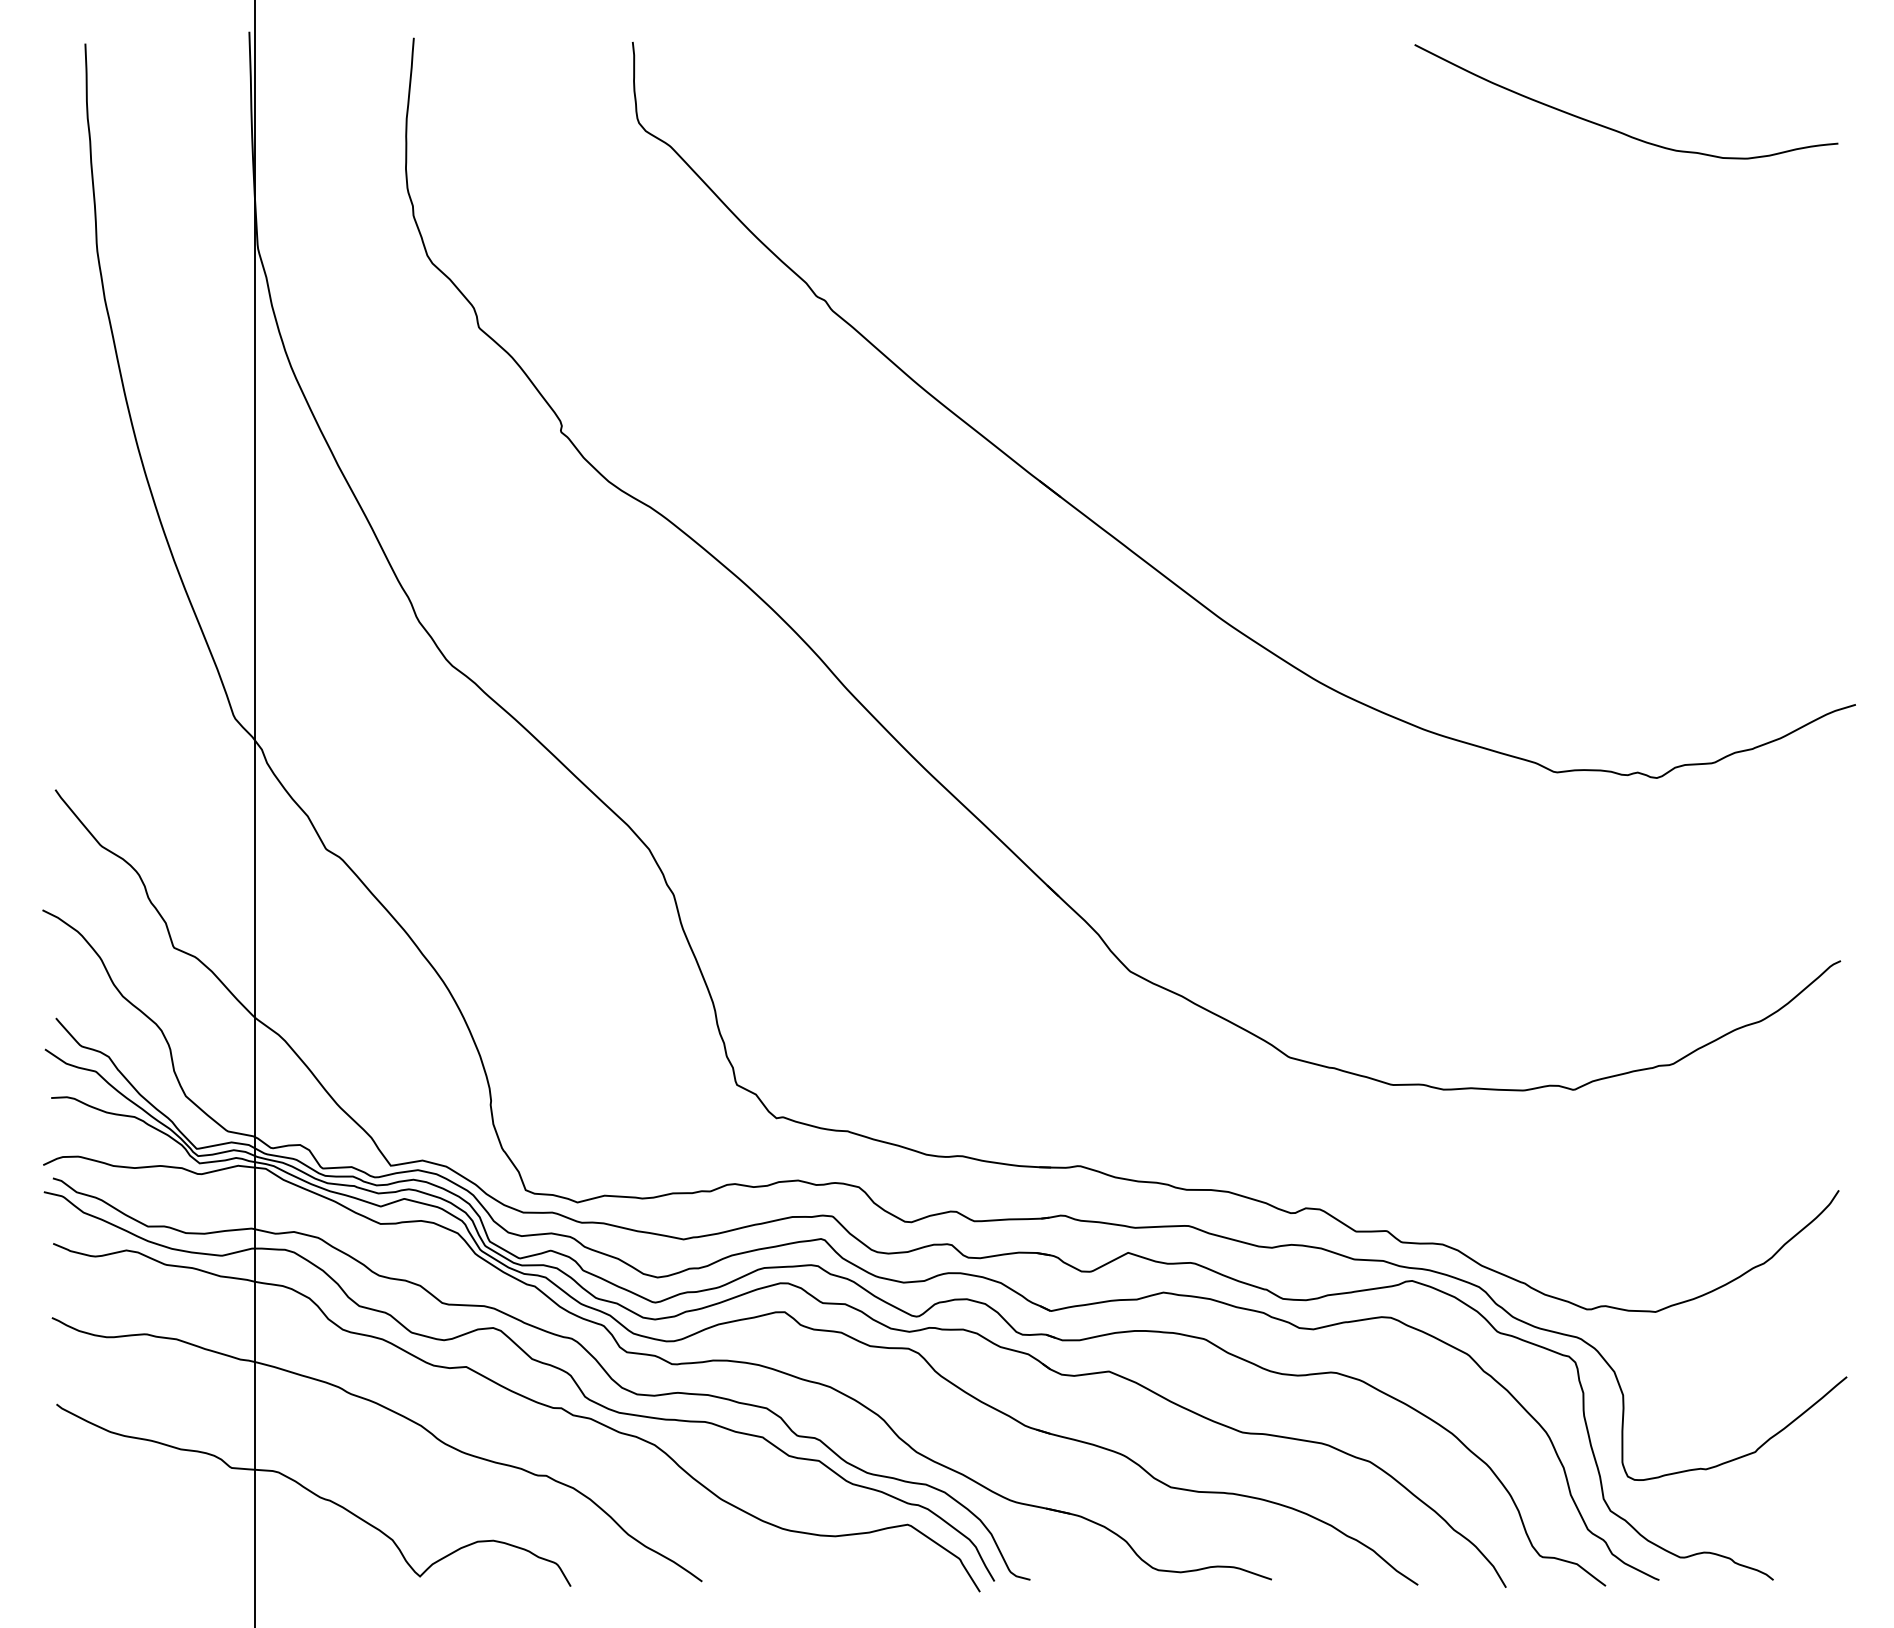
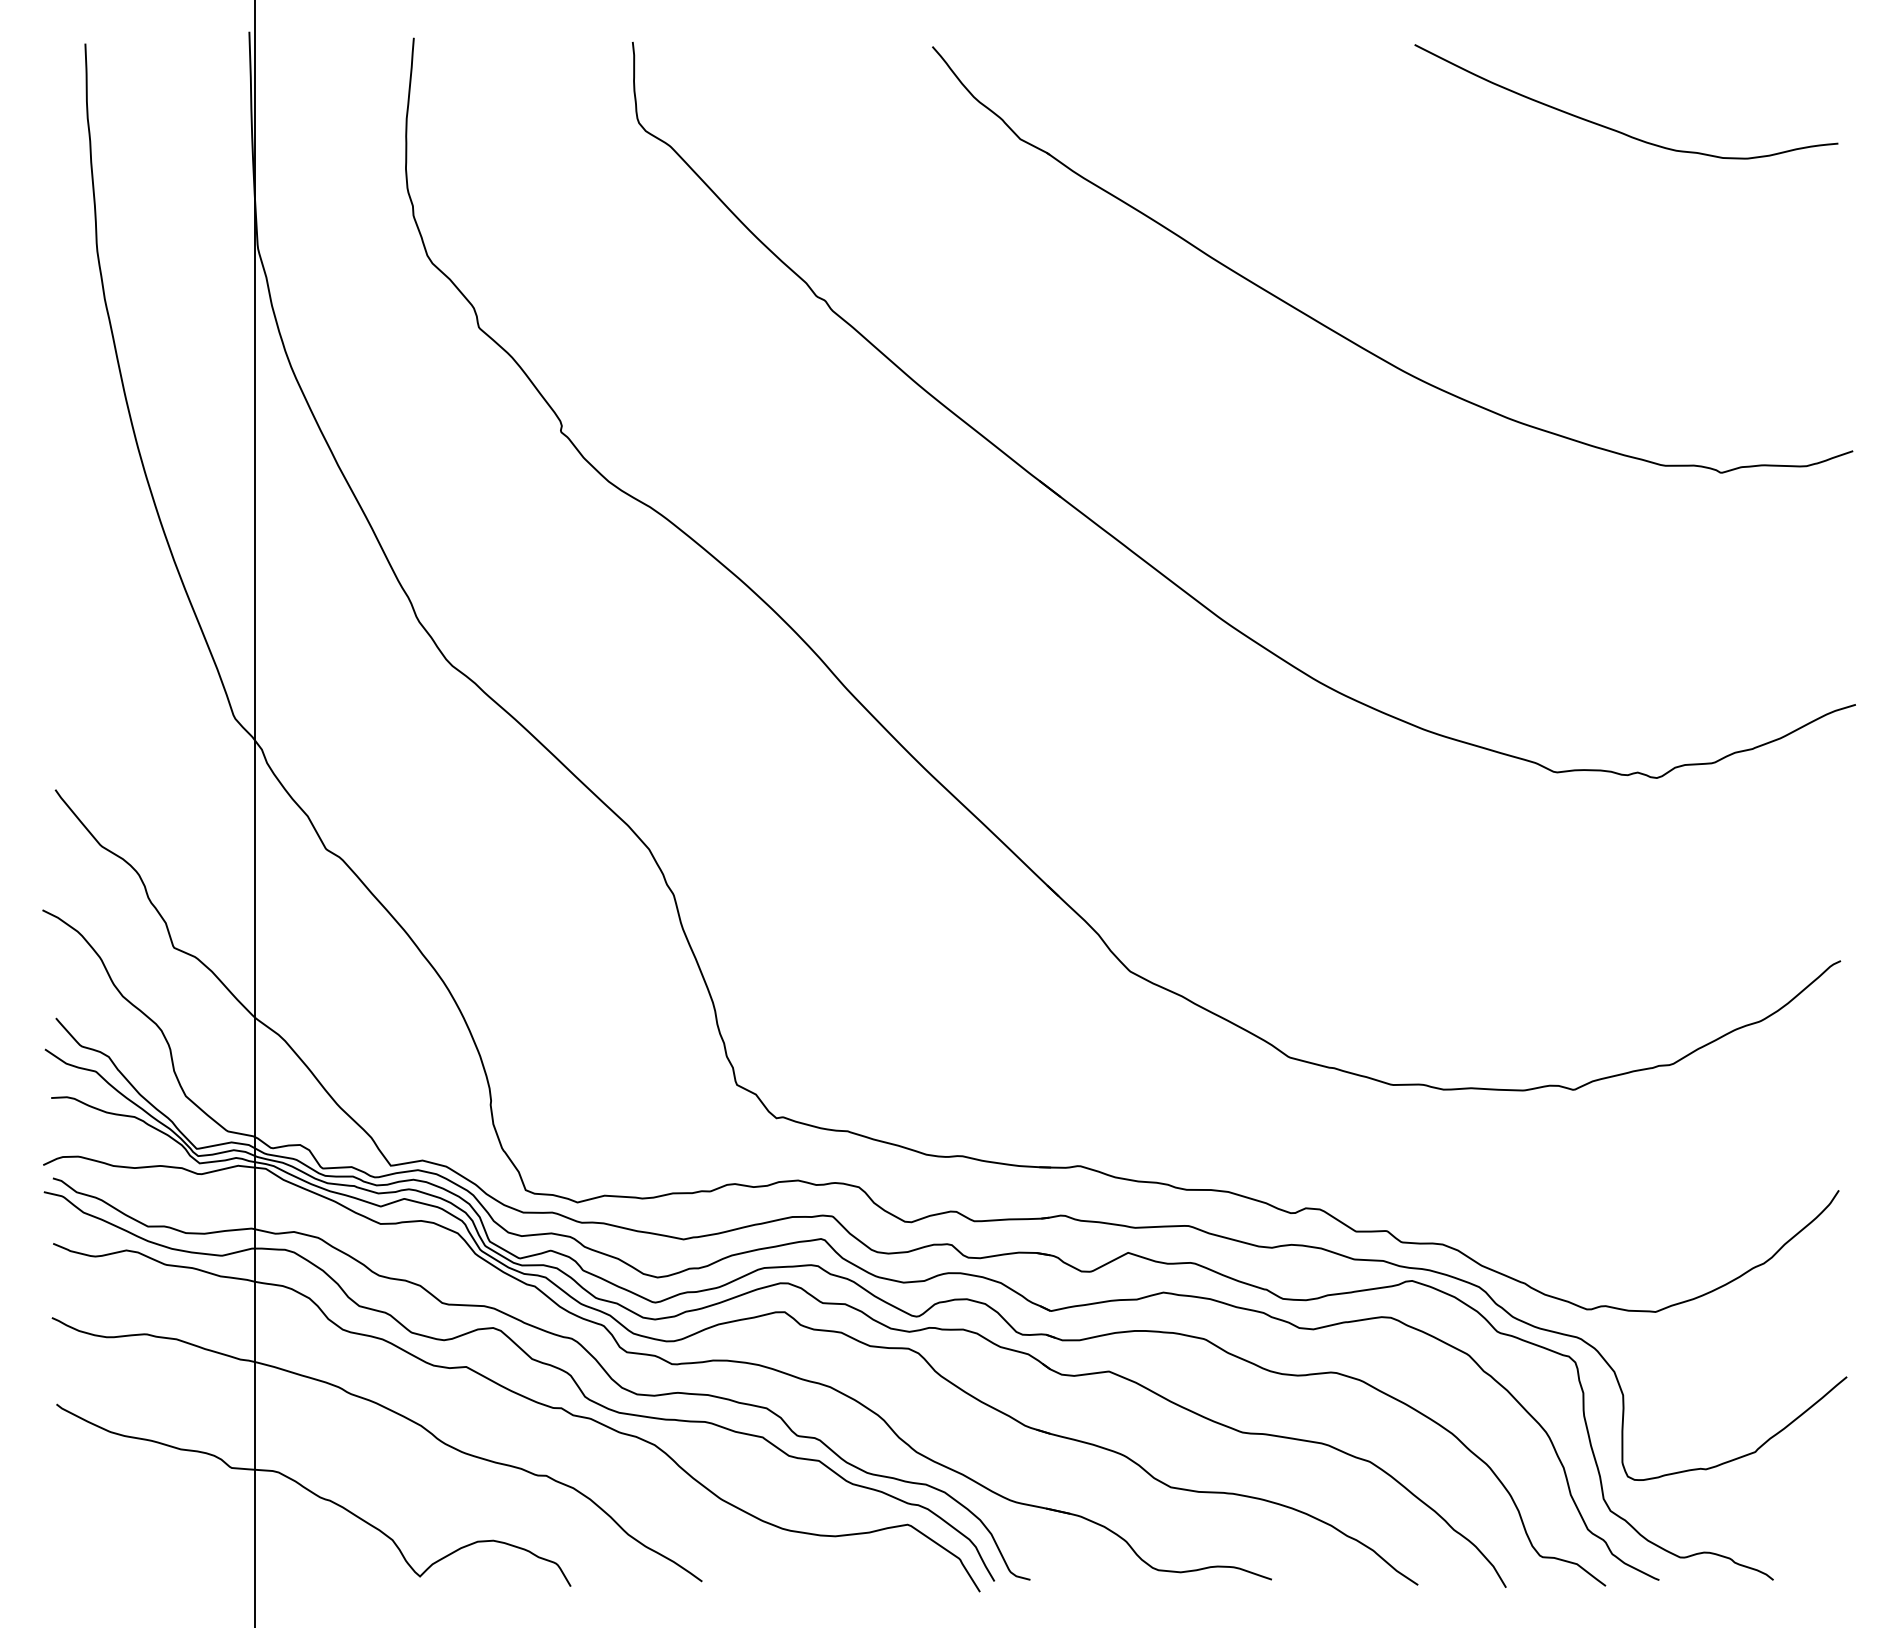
part: none -> present (1350, 339)
